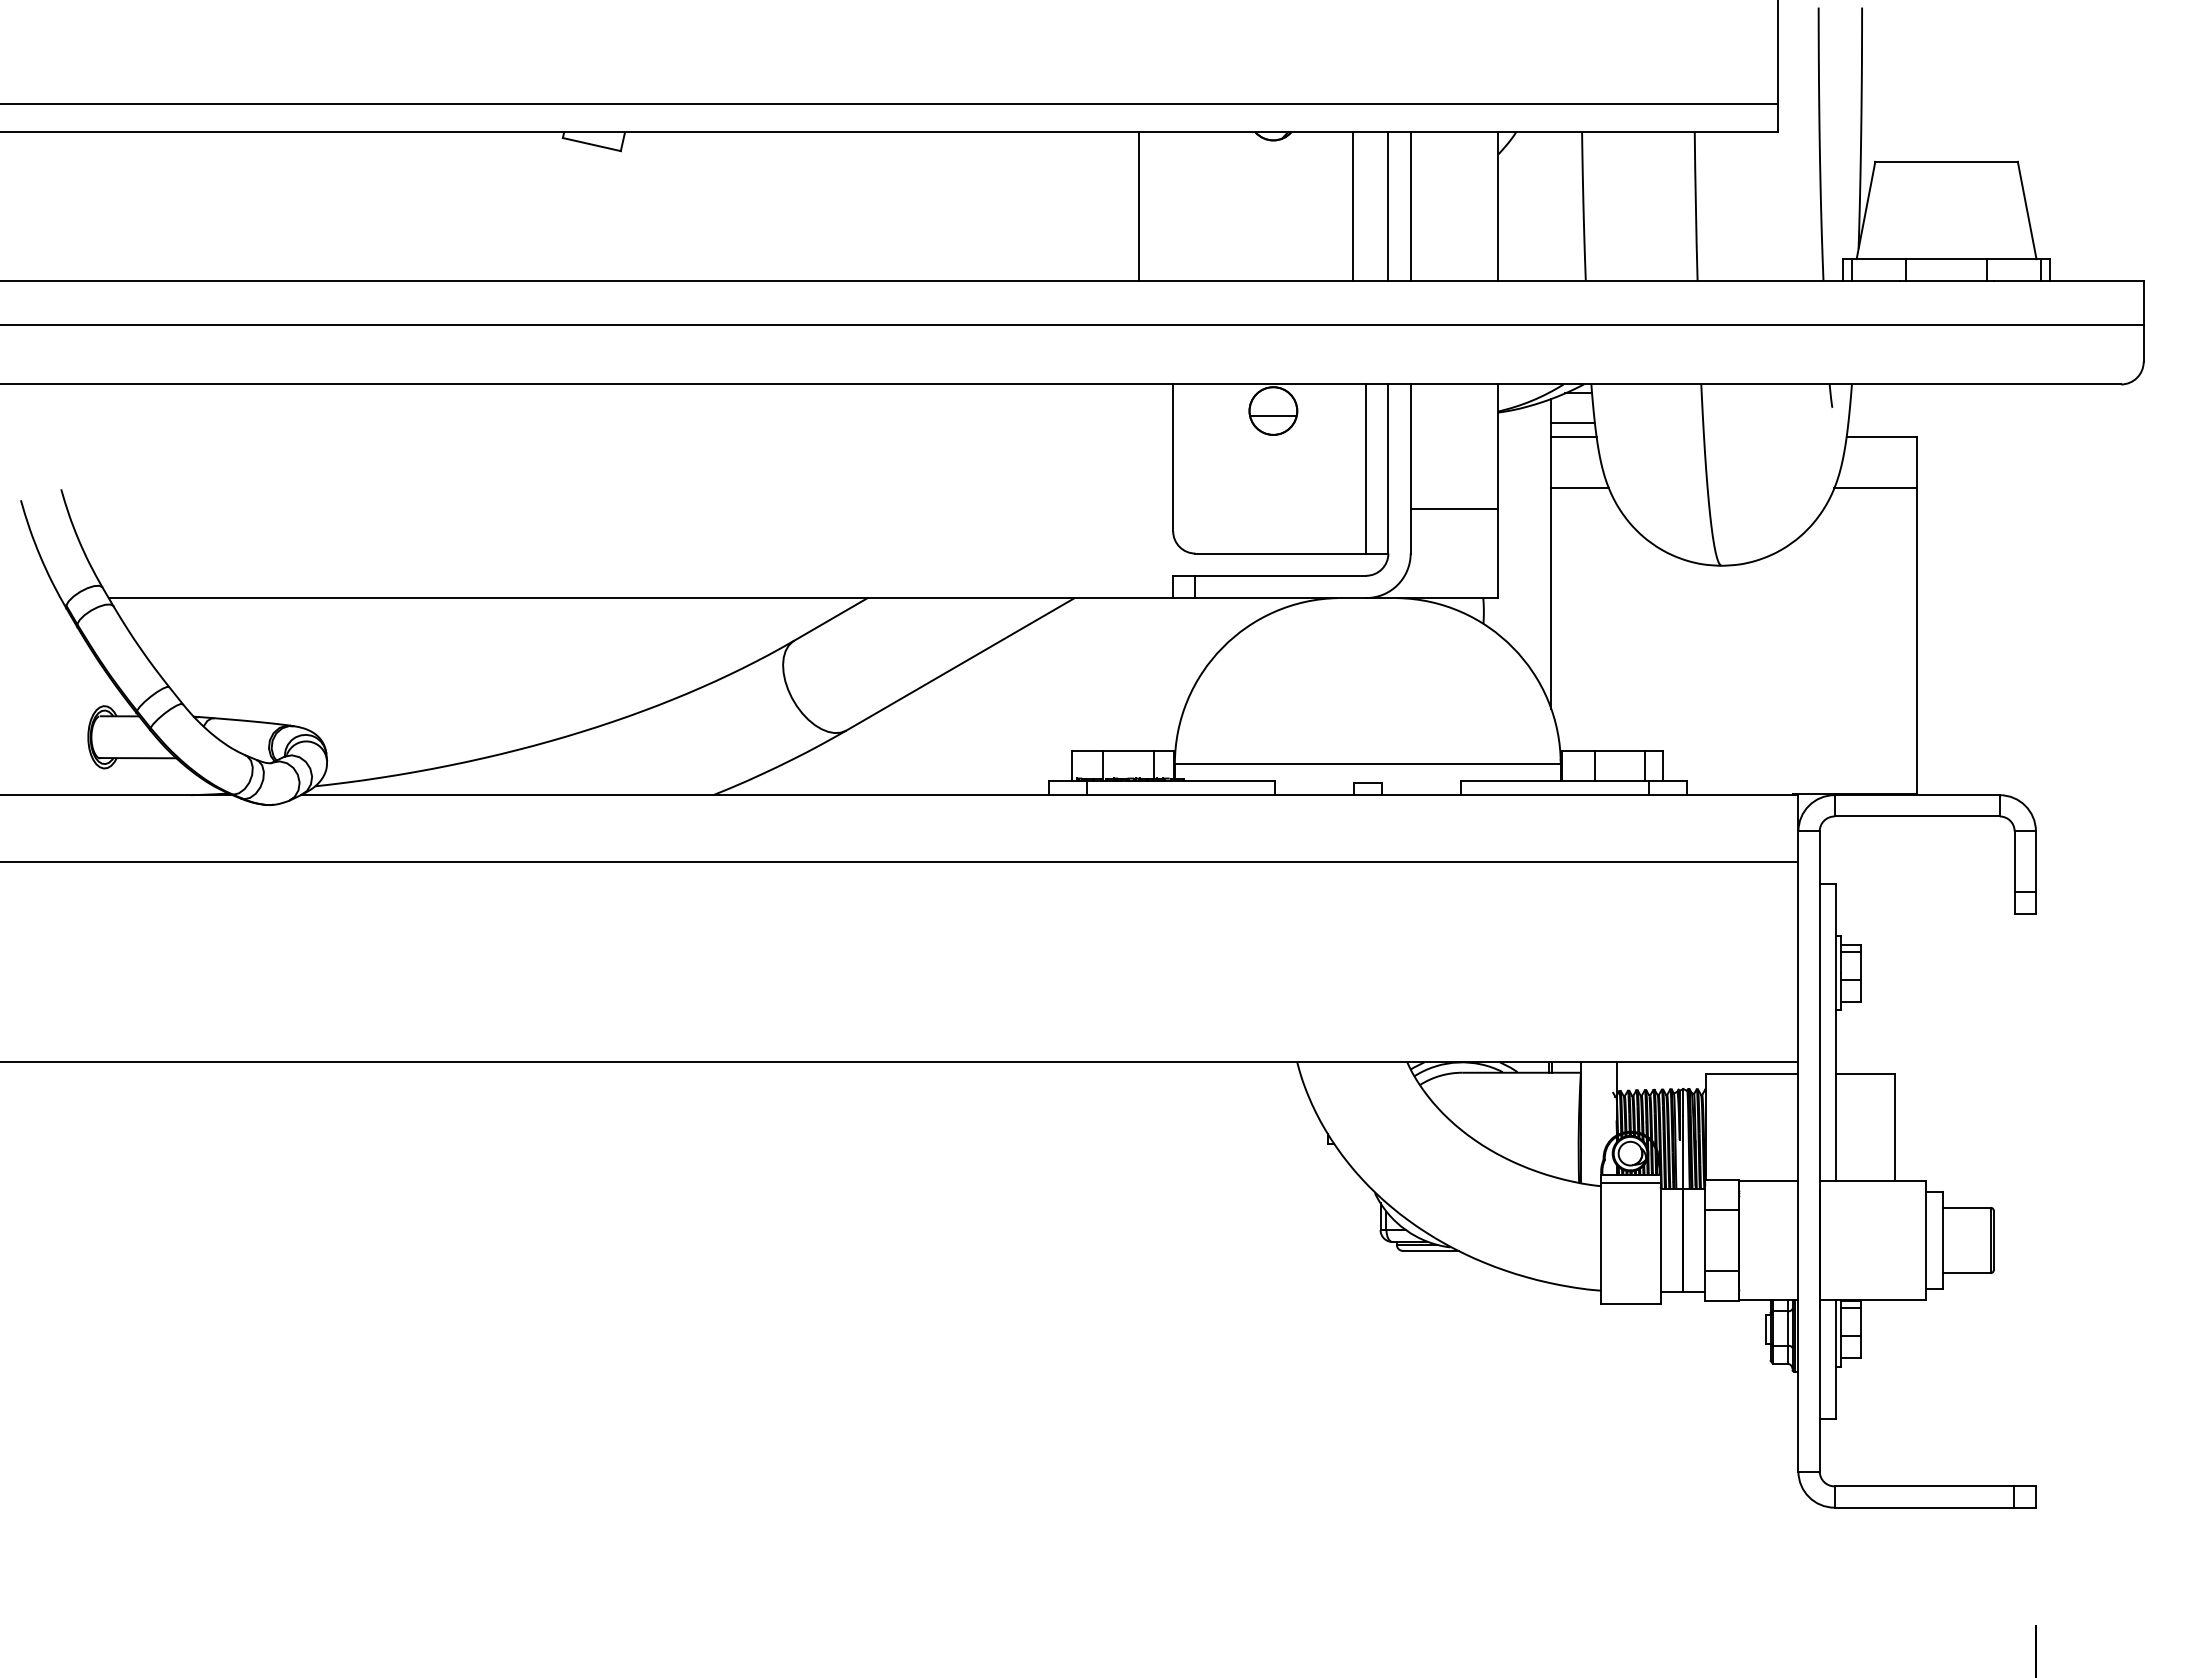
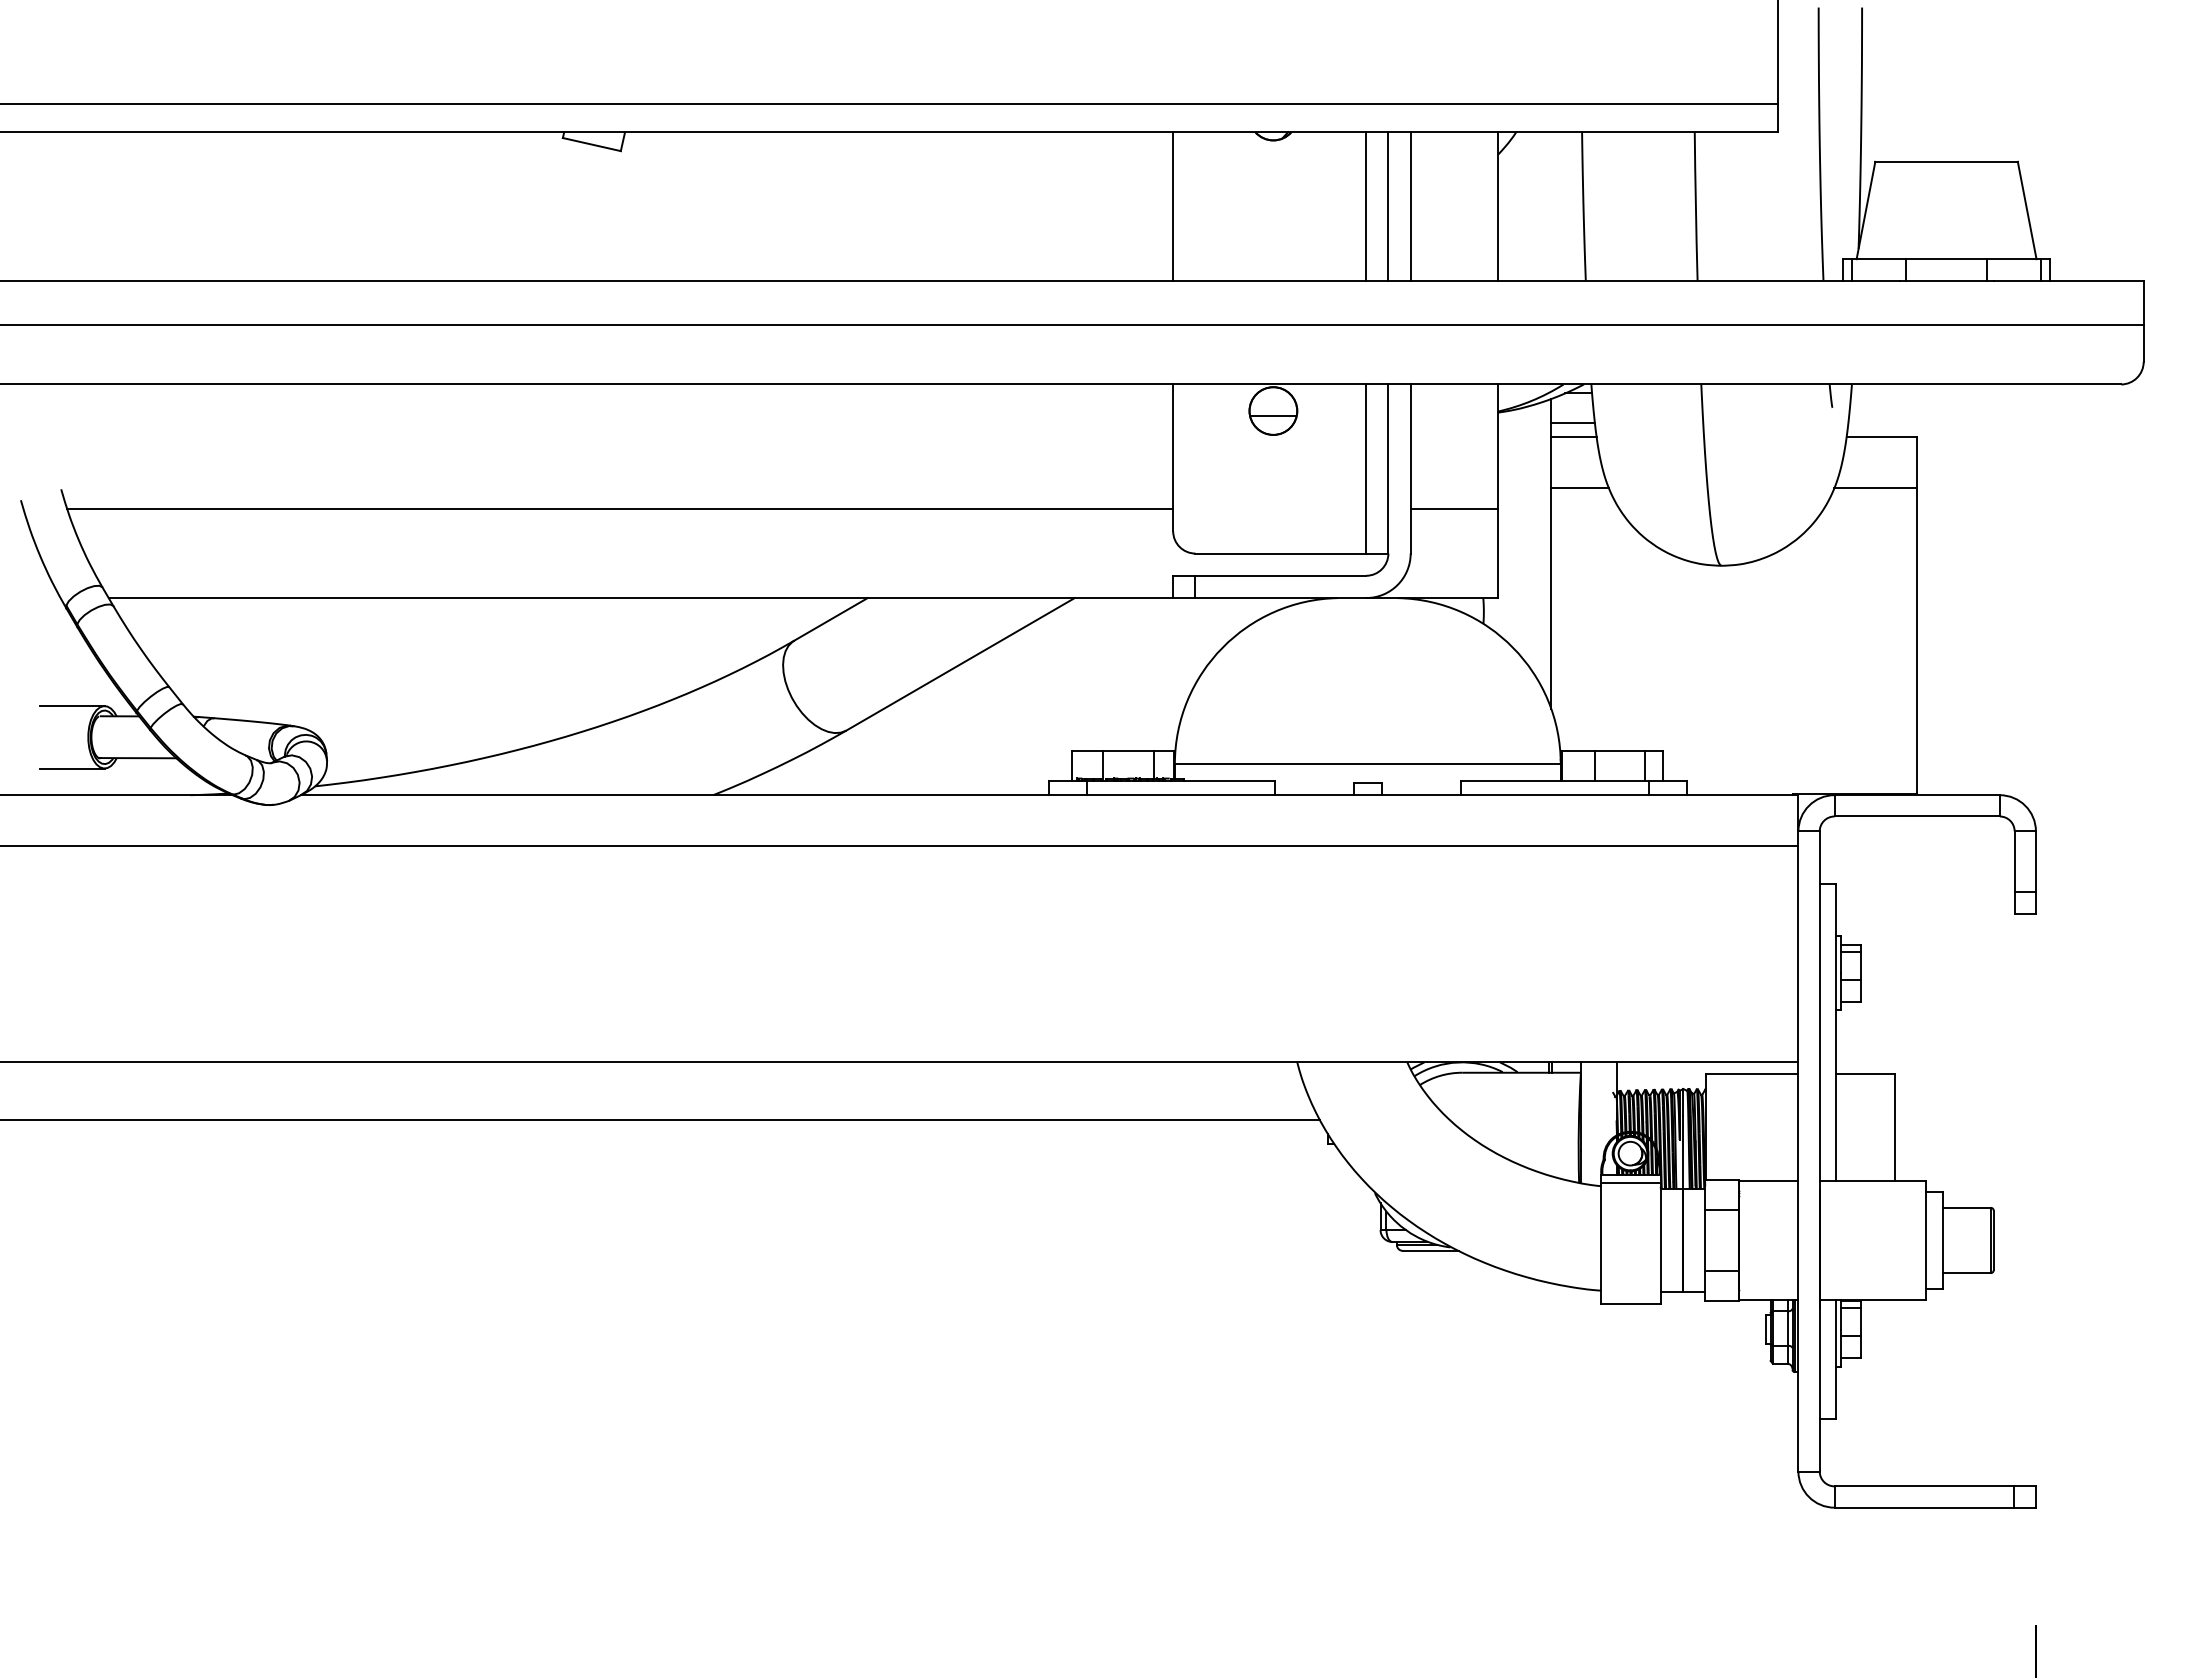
line position: (1139, 206) -> (1173, 206) (1173, 206)
line position: (1353, 206) -> (1366, 206) (1366, 206)
line: none -> present (620, 509)
line: none -> present (71, 706)
line: none -> present (71, 768)
line position: (900, 862) -> (900, 846) (900, 846)
line: none -> present (661, 1120)
